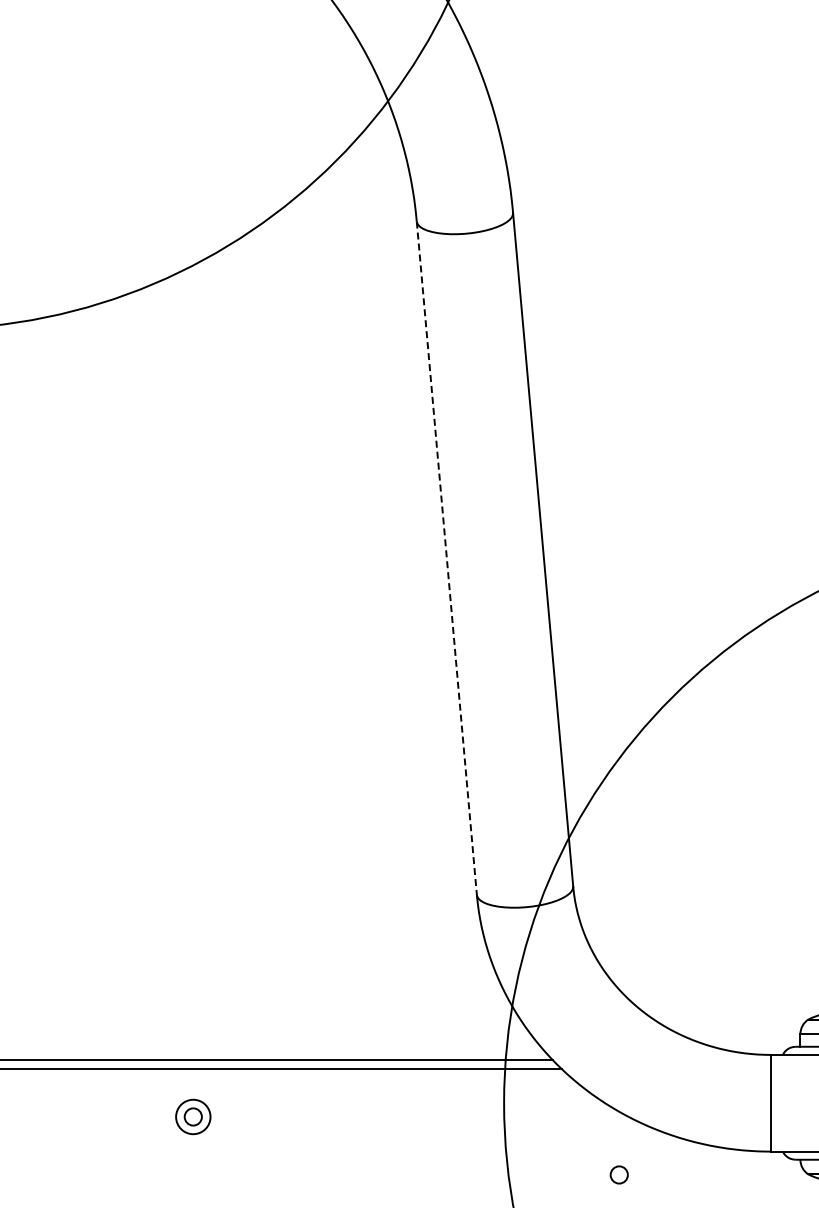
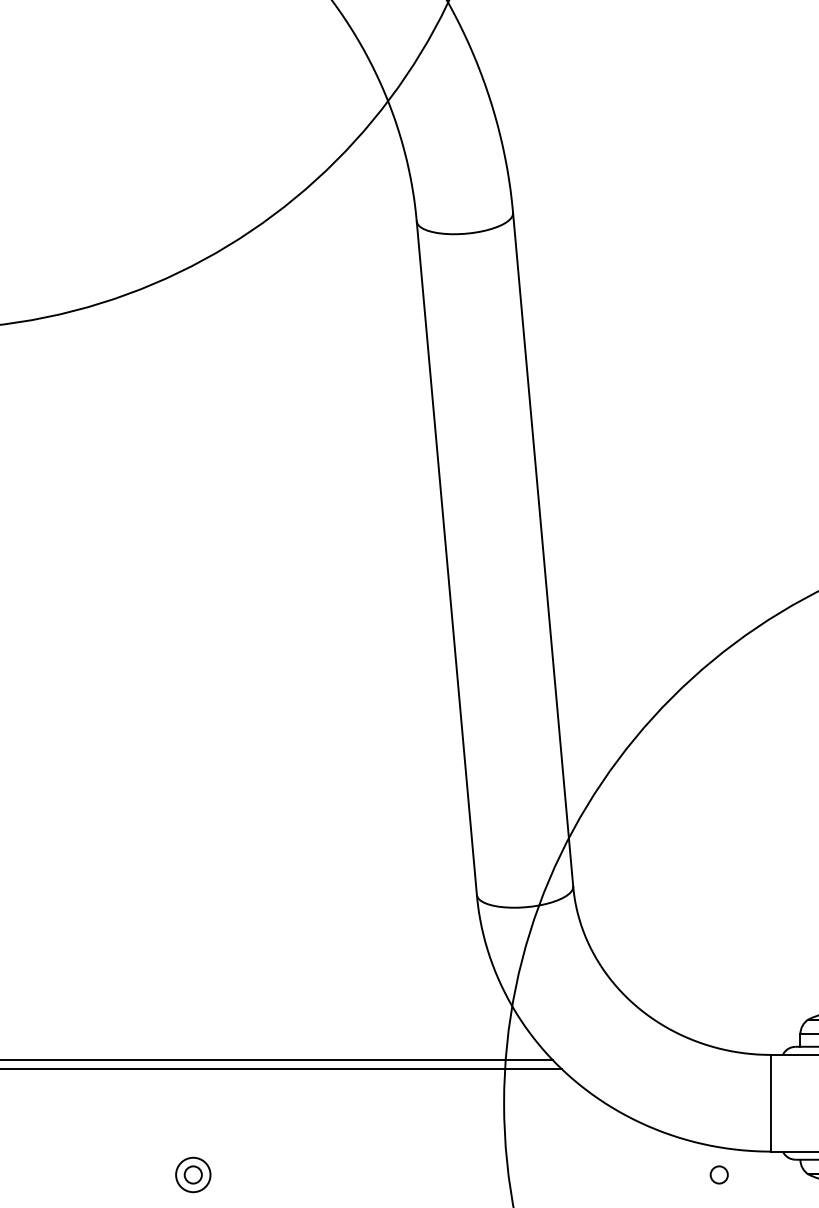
line: dashed -> solid (446, 558)
part position: (193, 1116) -> (193, 1174) (193, 1174)
circle position: (618, 1174) -> (718, 1174) (718, 1174)
